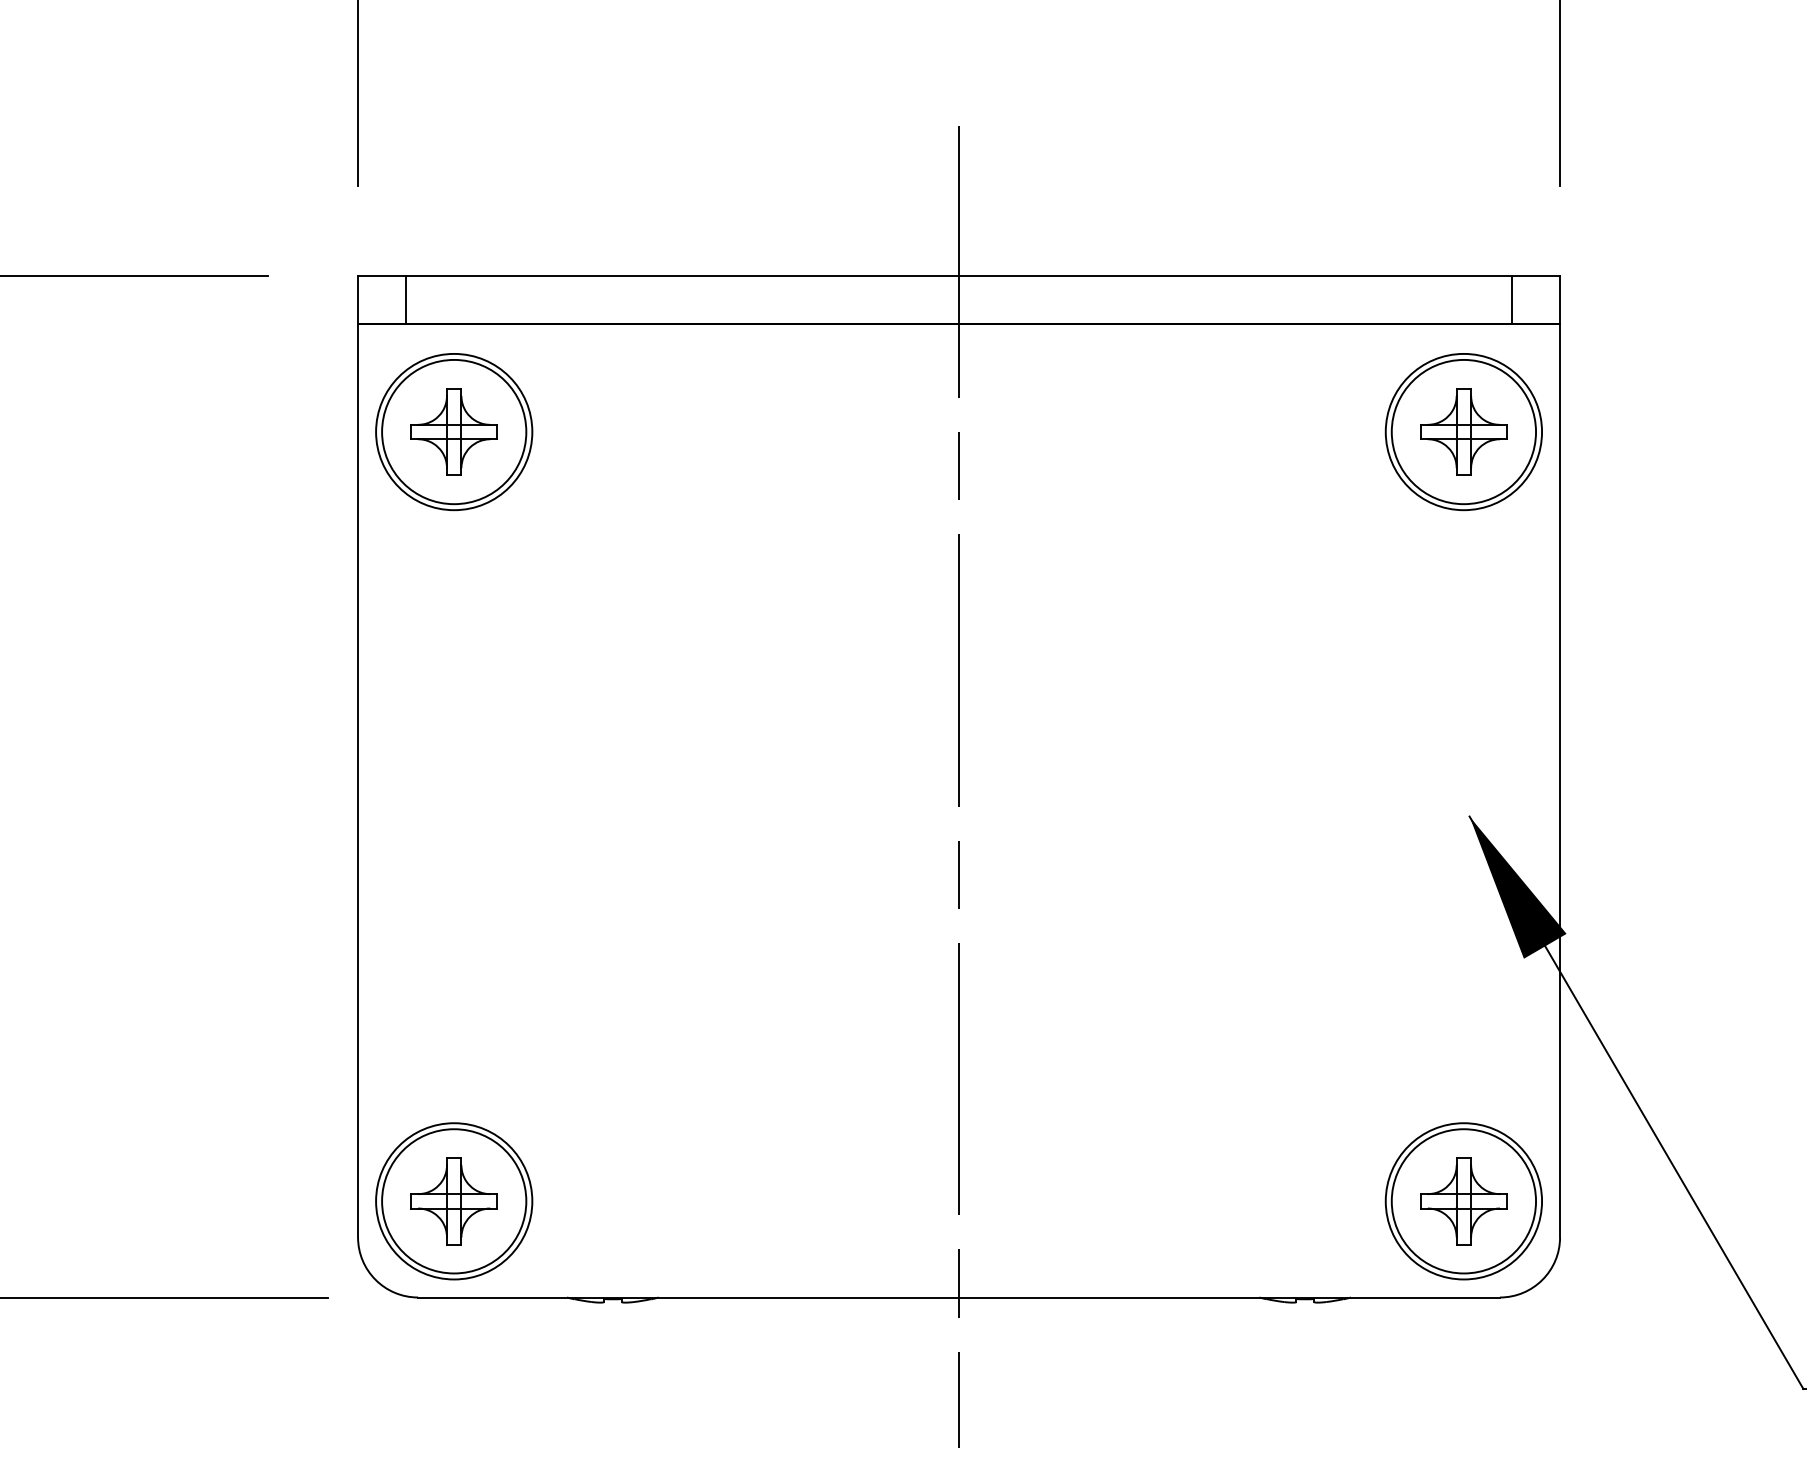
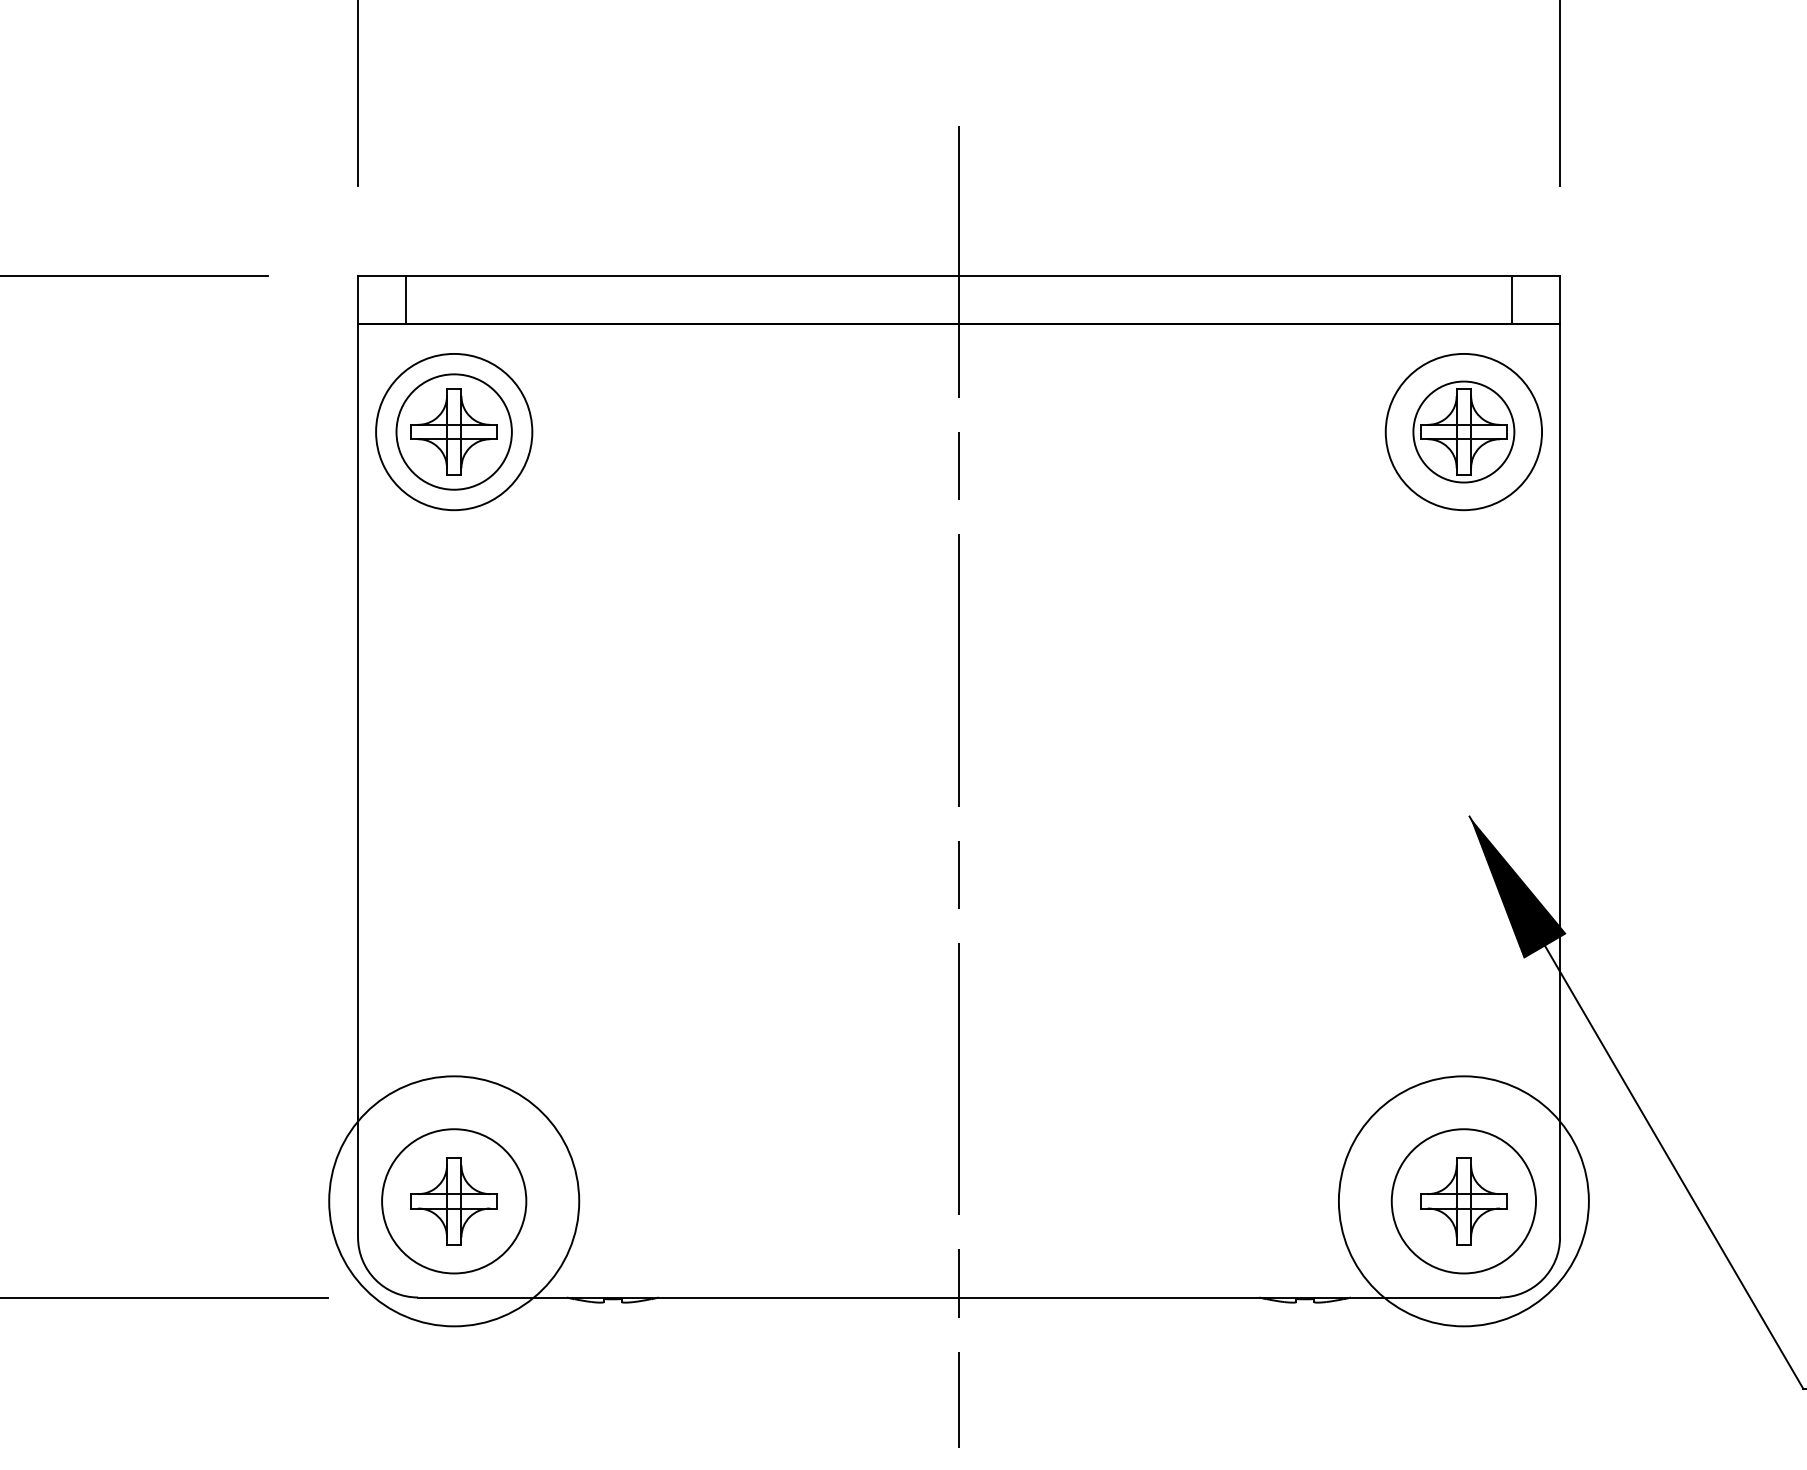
circle diameter: 144 px -> 115 px (453, 431)
circle diameter: 144 px -> 101 px (1463, 431)
circle diameter: 156 px -> 250 px (454, 1201)
circle diameter: 156 px -> 250 px (1463, 1201)
